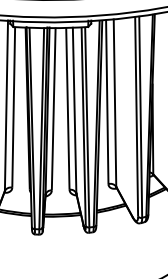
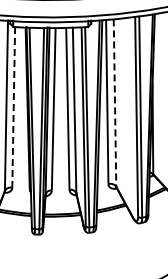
line: solid -> dashed (115, 103)
line: solid -> dashed (13, 107)
